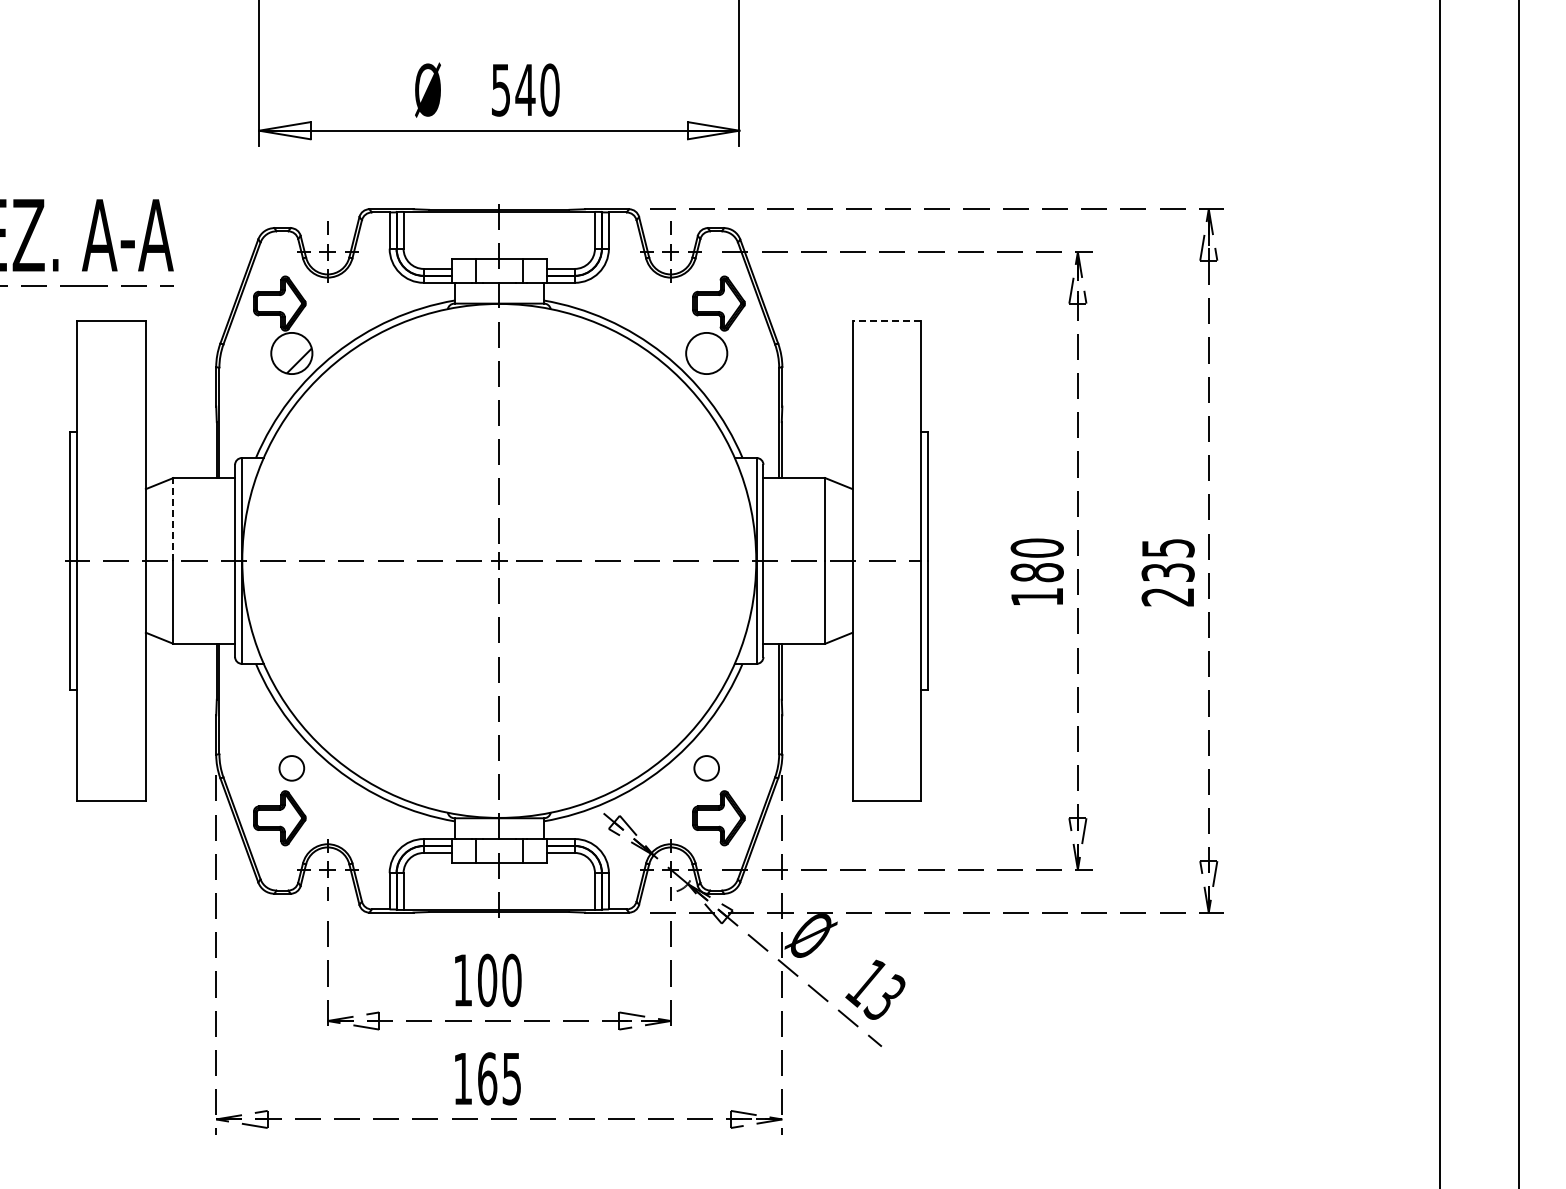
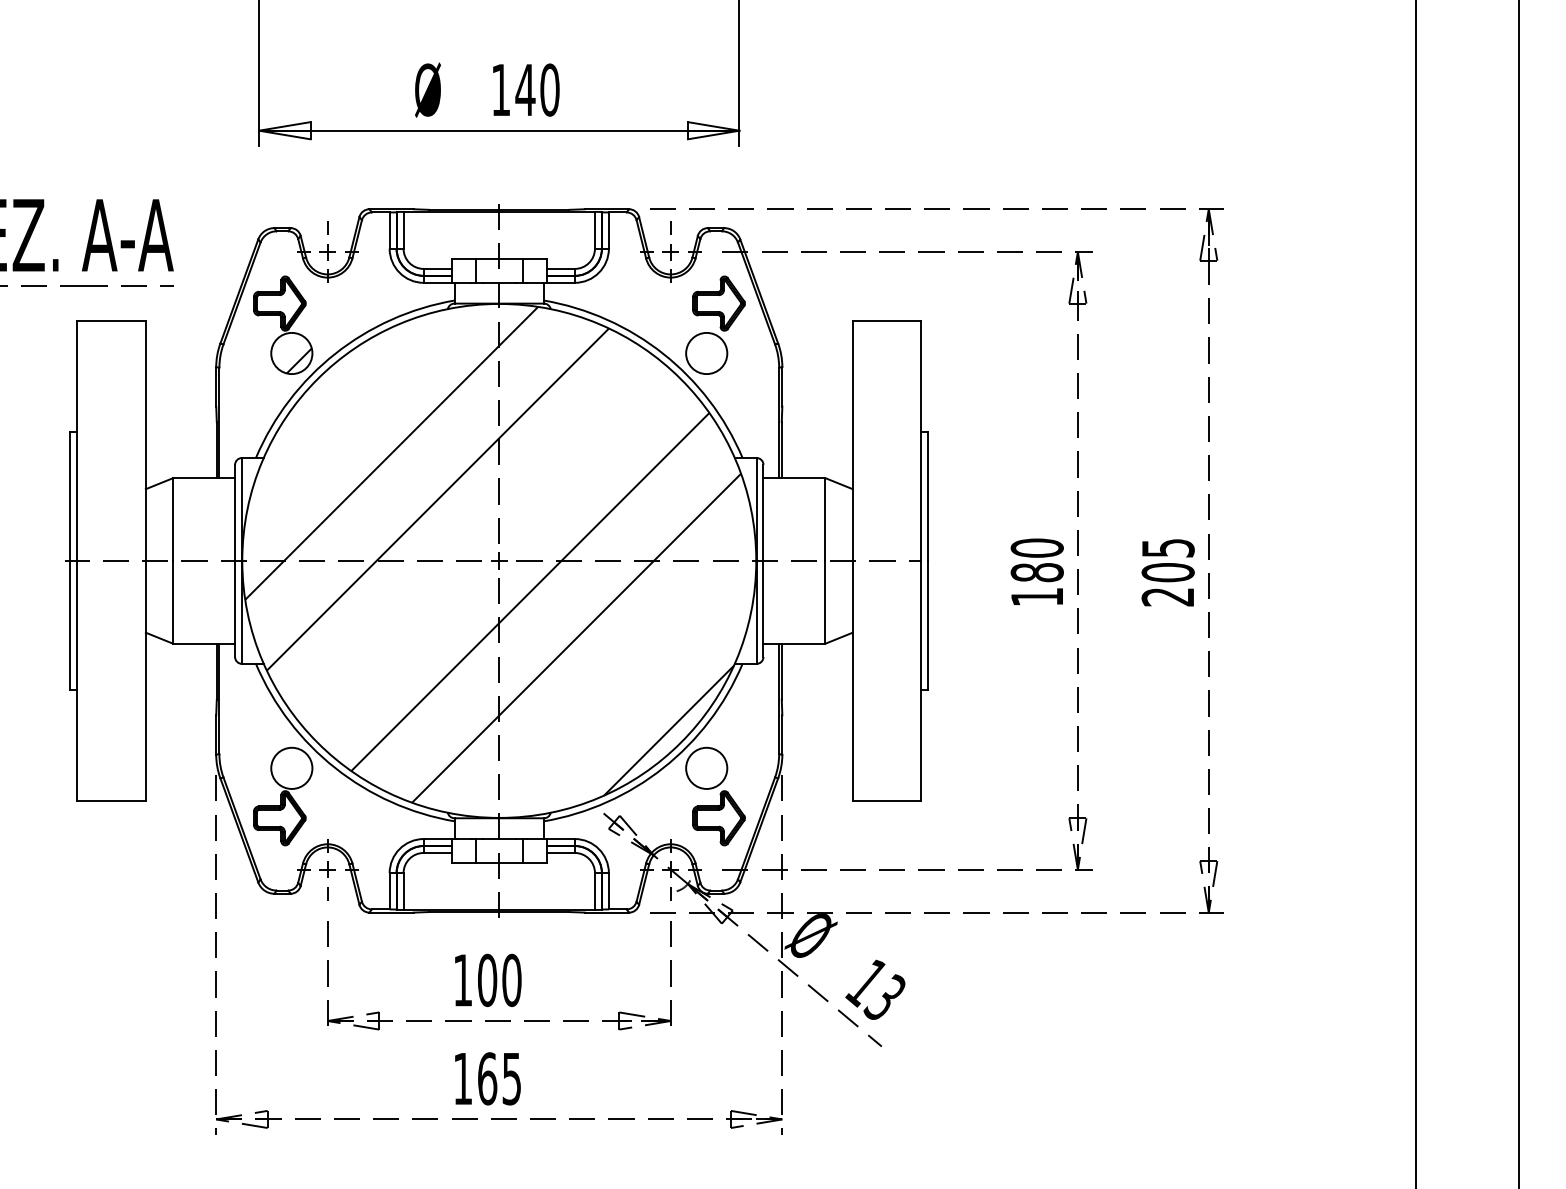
text: 540 -> 140 (500, 90)
line: dashed -> solid (886, 320)
line: dashed -> solid (173, 519)
hatch: none -> present (493, 554)
text: 235 -> 205 (1167, 572)
line position: (1440, 593) -> (1416, 593) (1416, 593)
circle diameter: 25 px -> 41 px (291, 767)
circle diameter: 25 px -> 41 px (706, 767)
